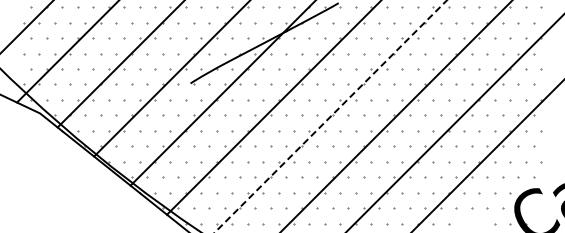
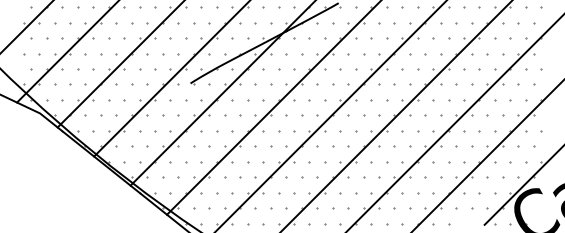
line: dashed -> solid (331, 116)
line: none -> present (522, 186)
